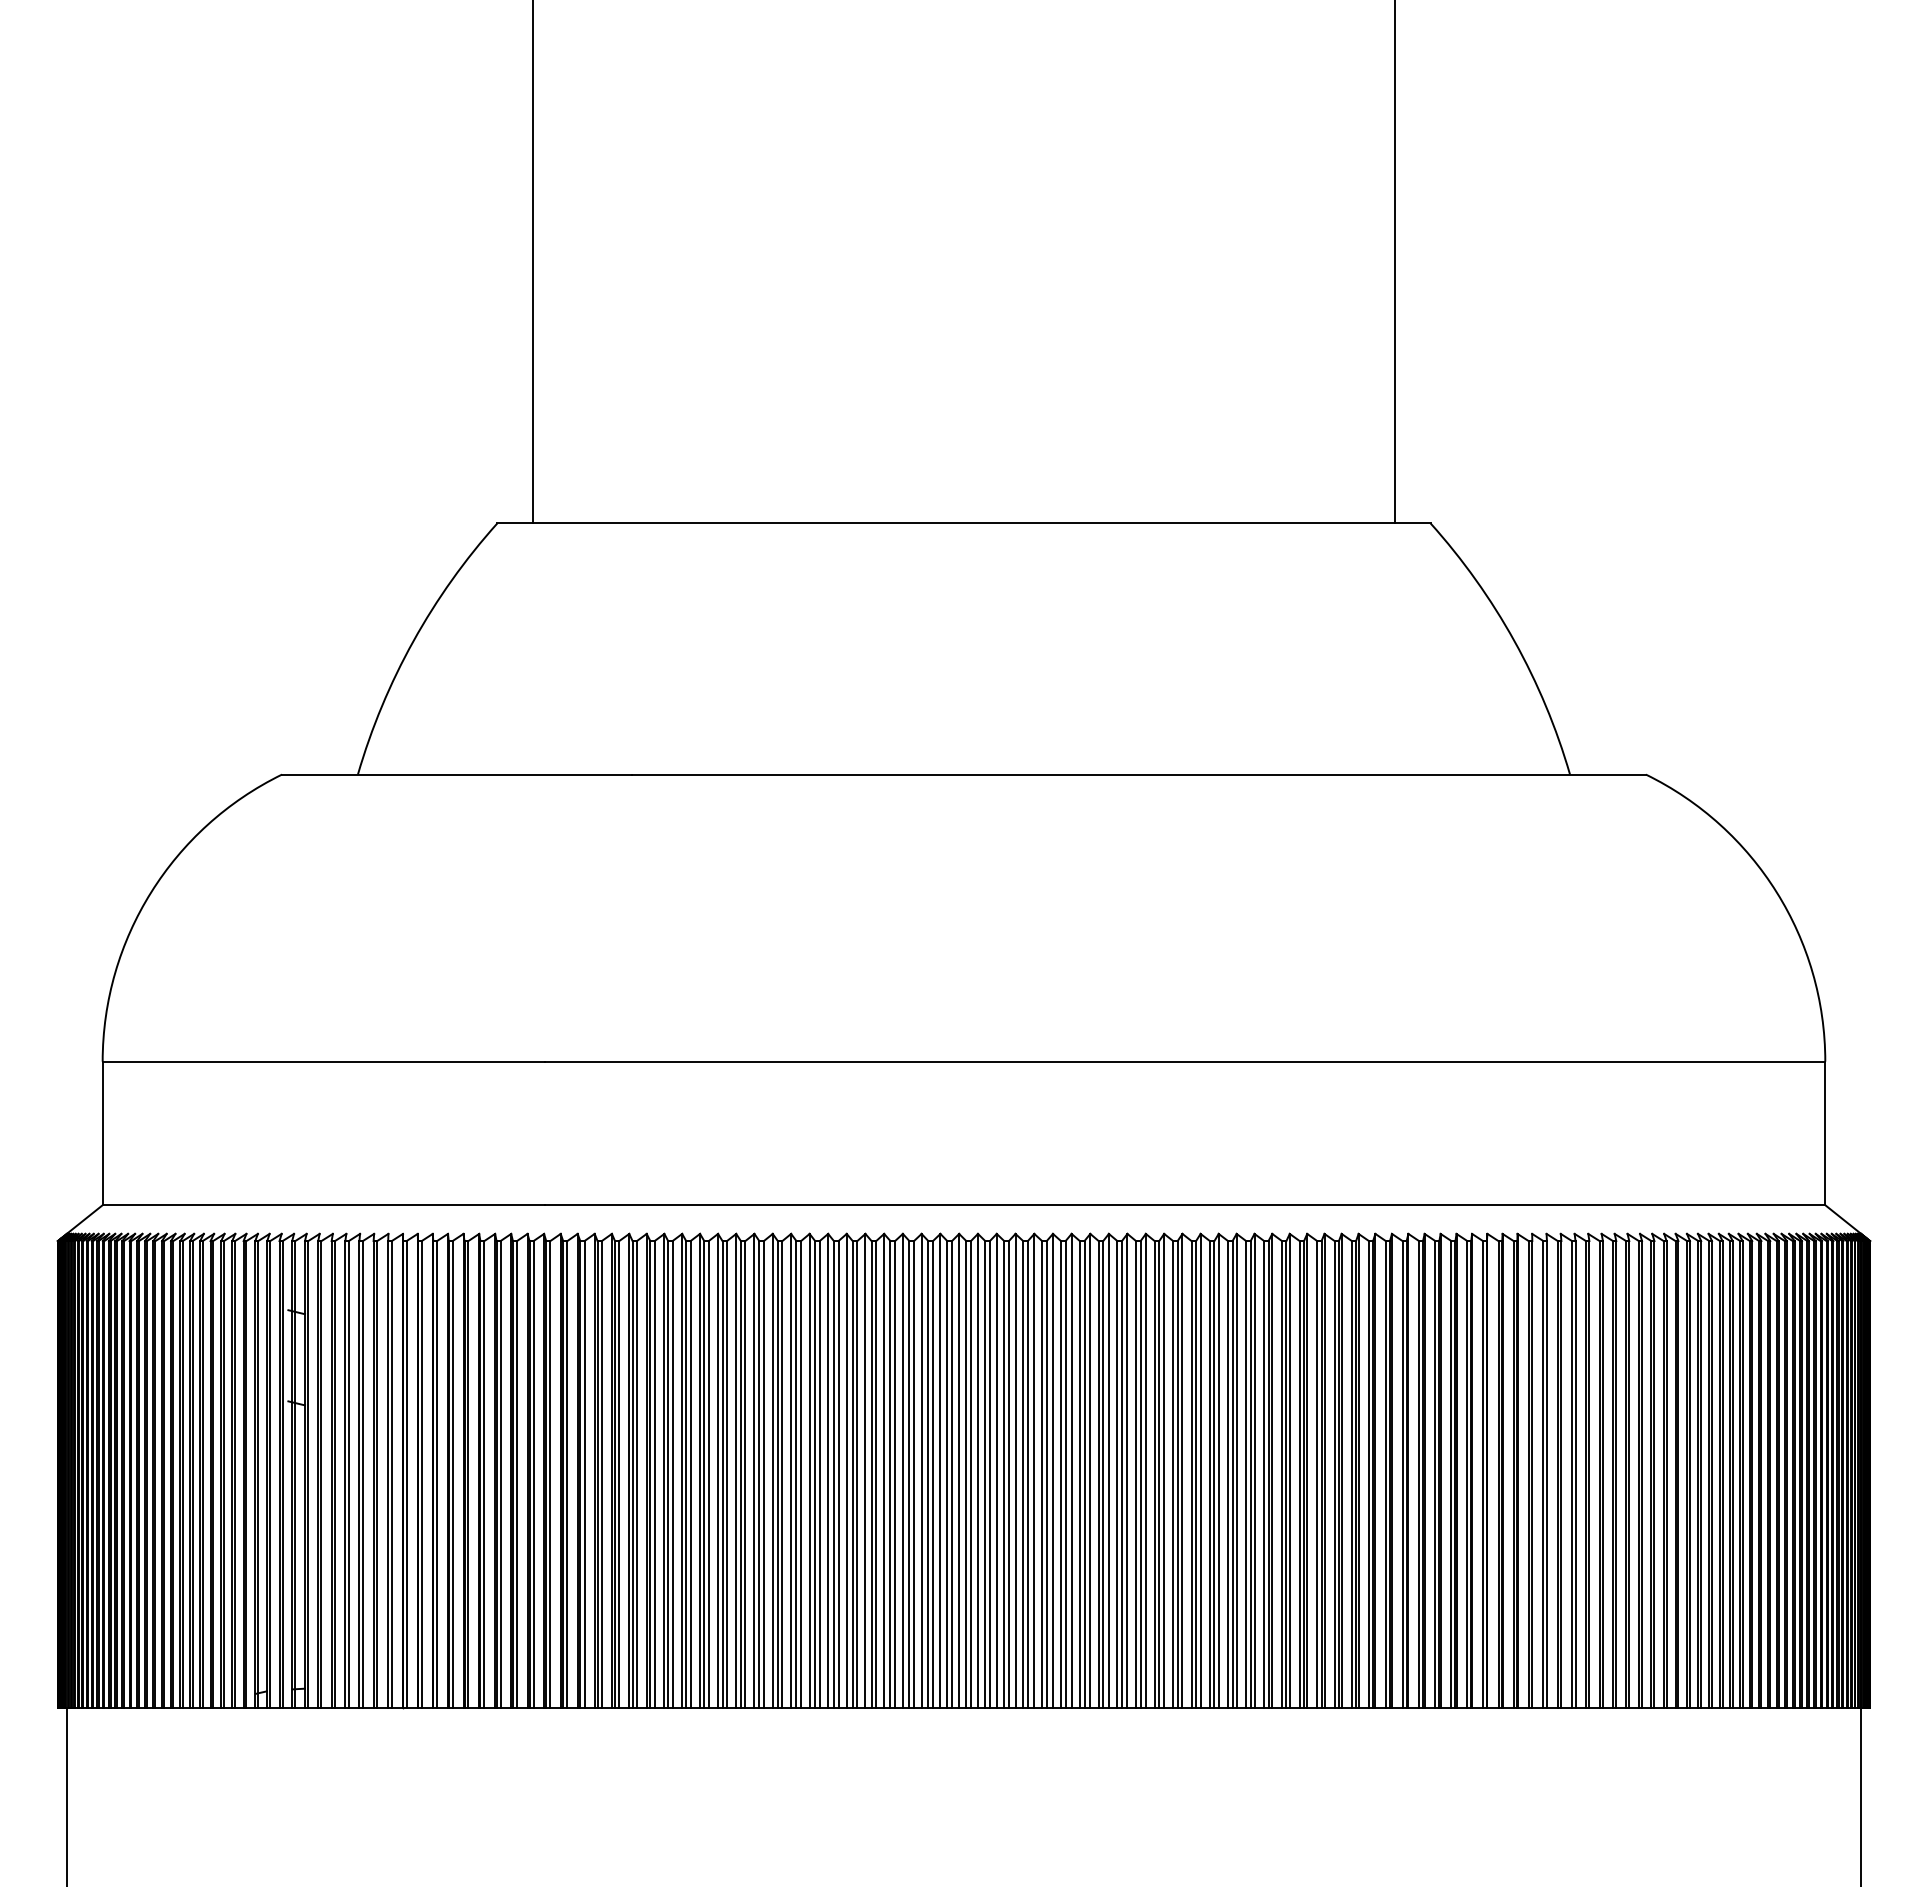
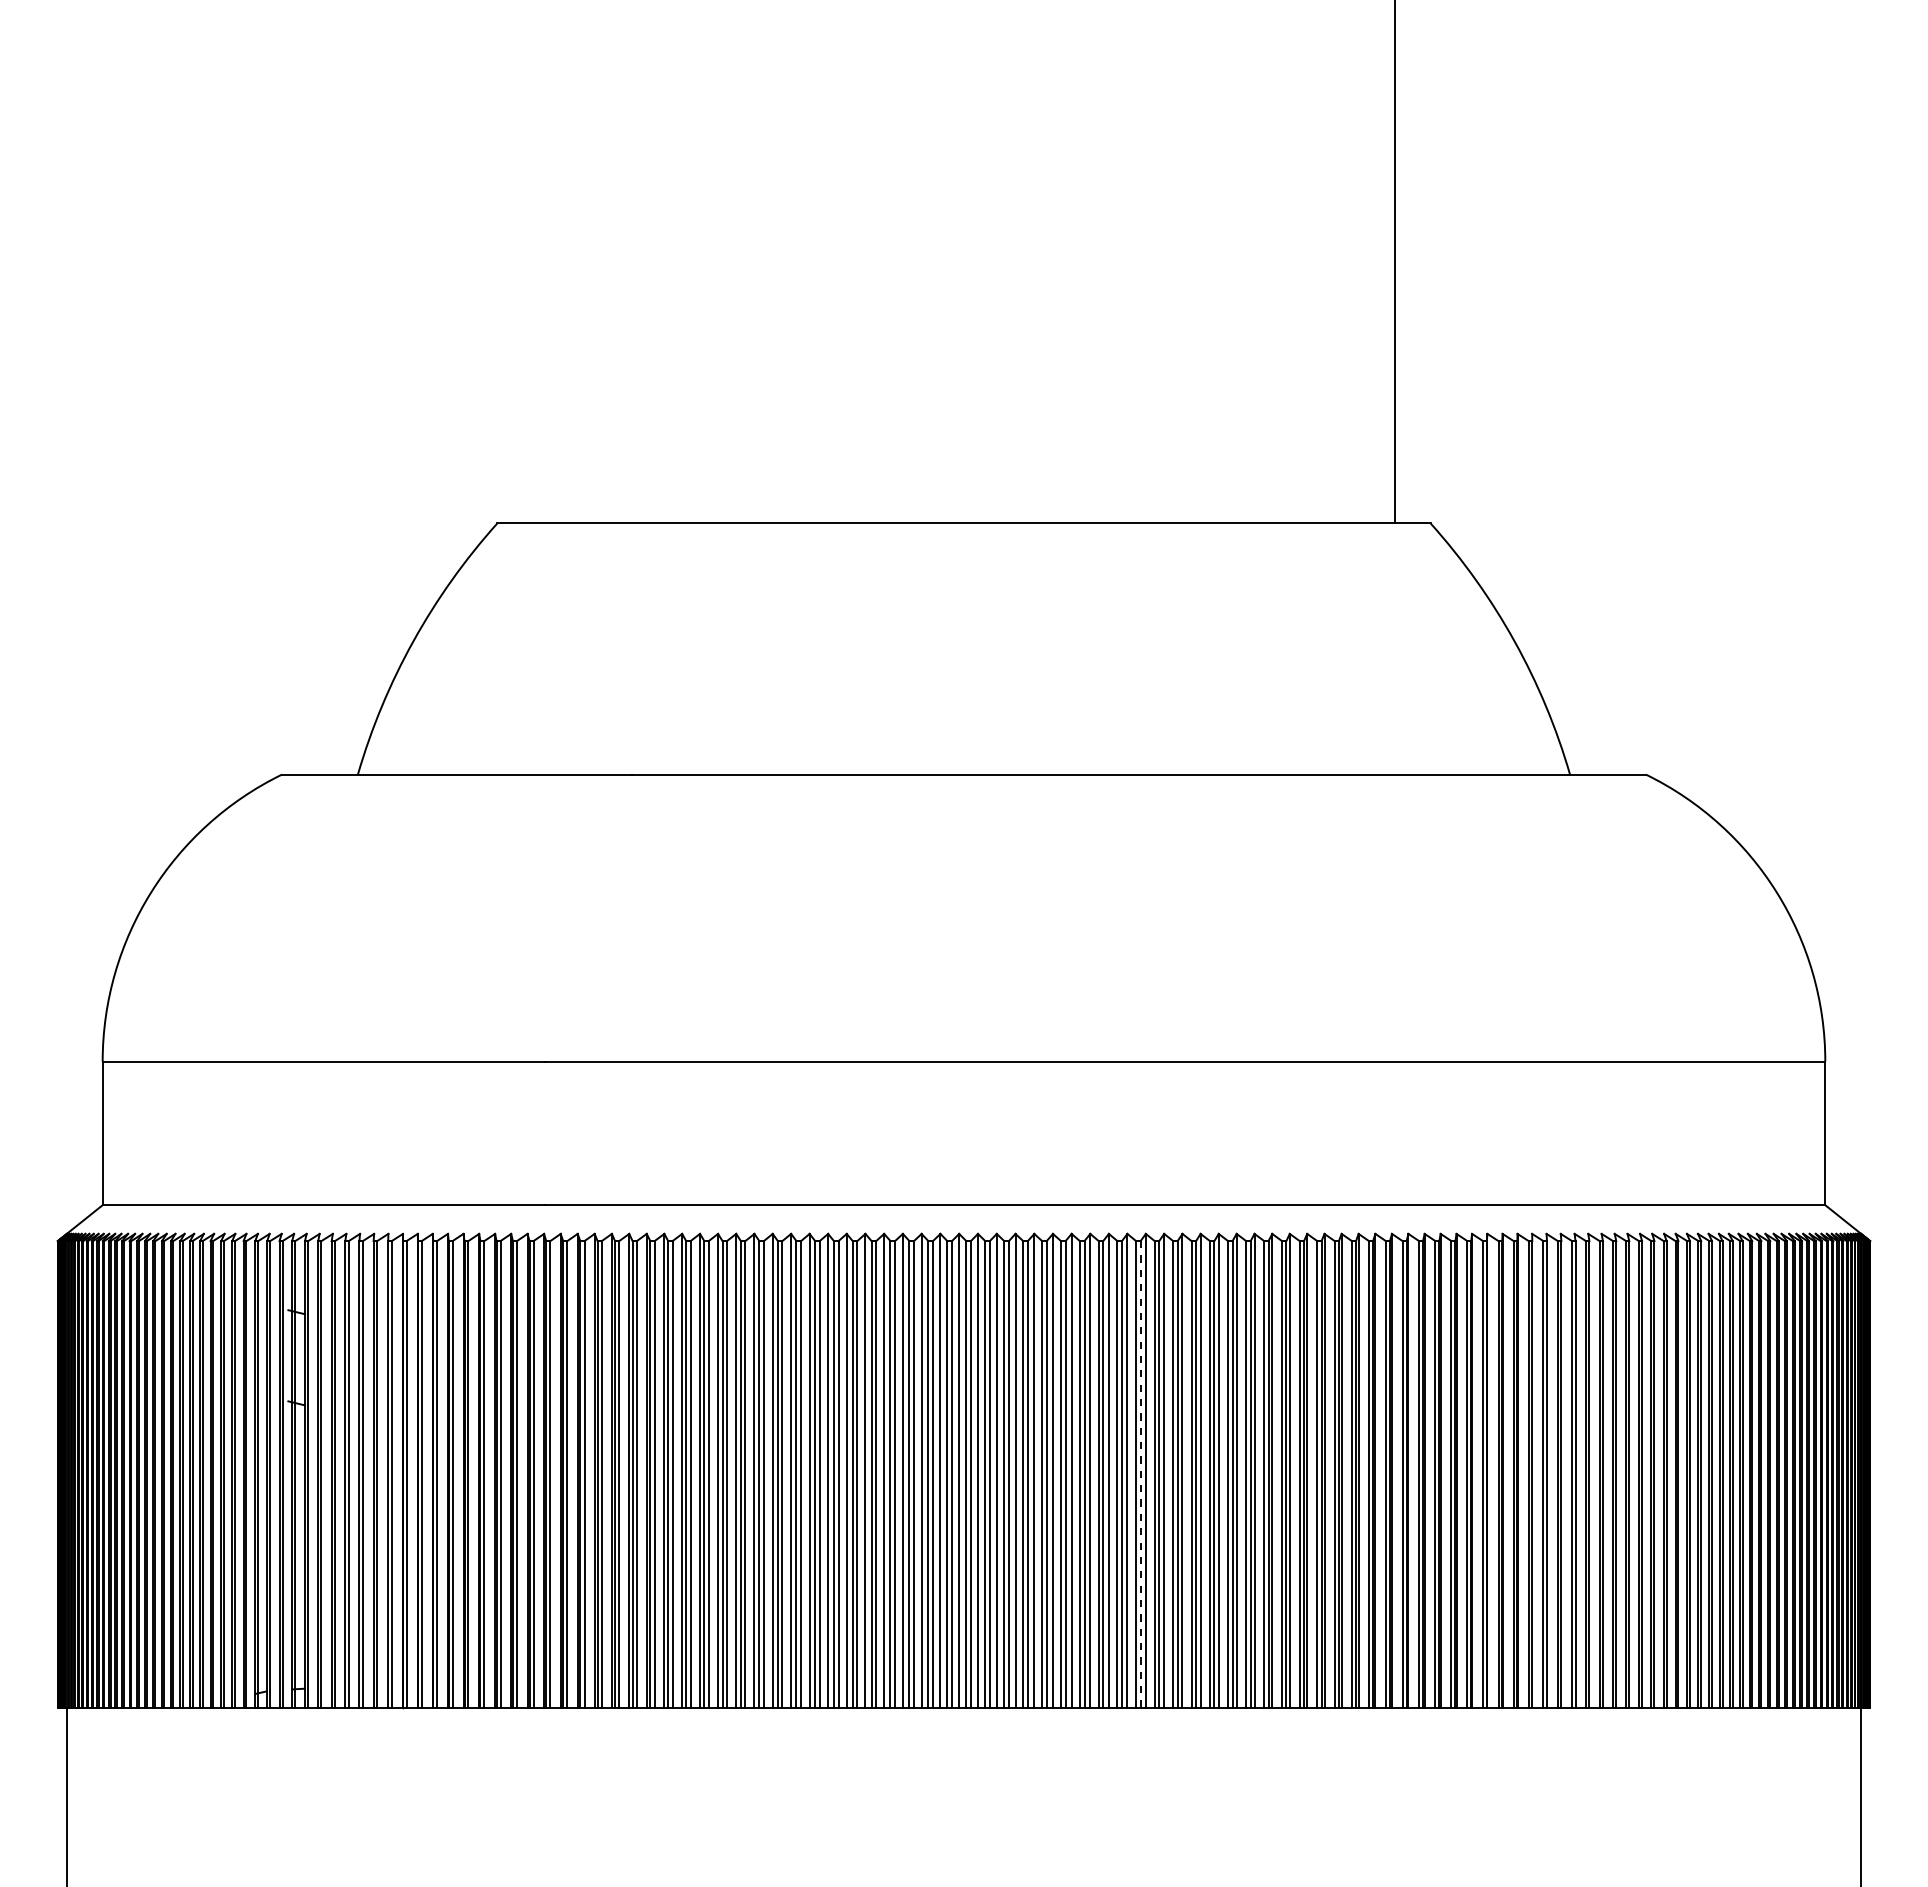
line: present -> none (533, 262)
line: solid -> dashed (1140, 1474)
